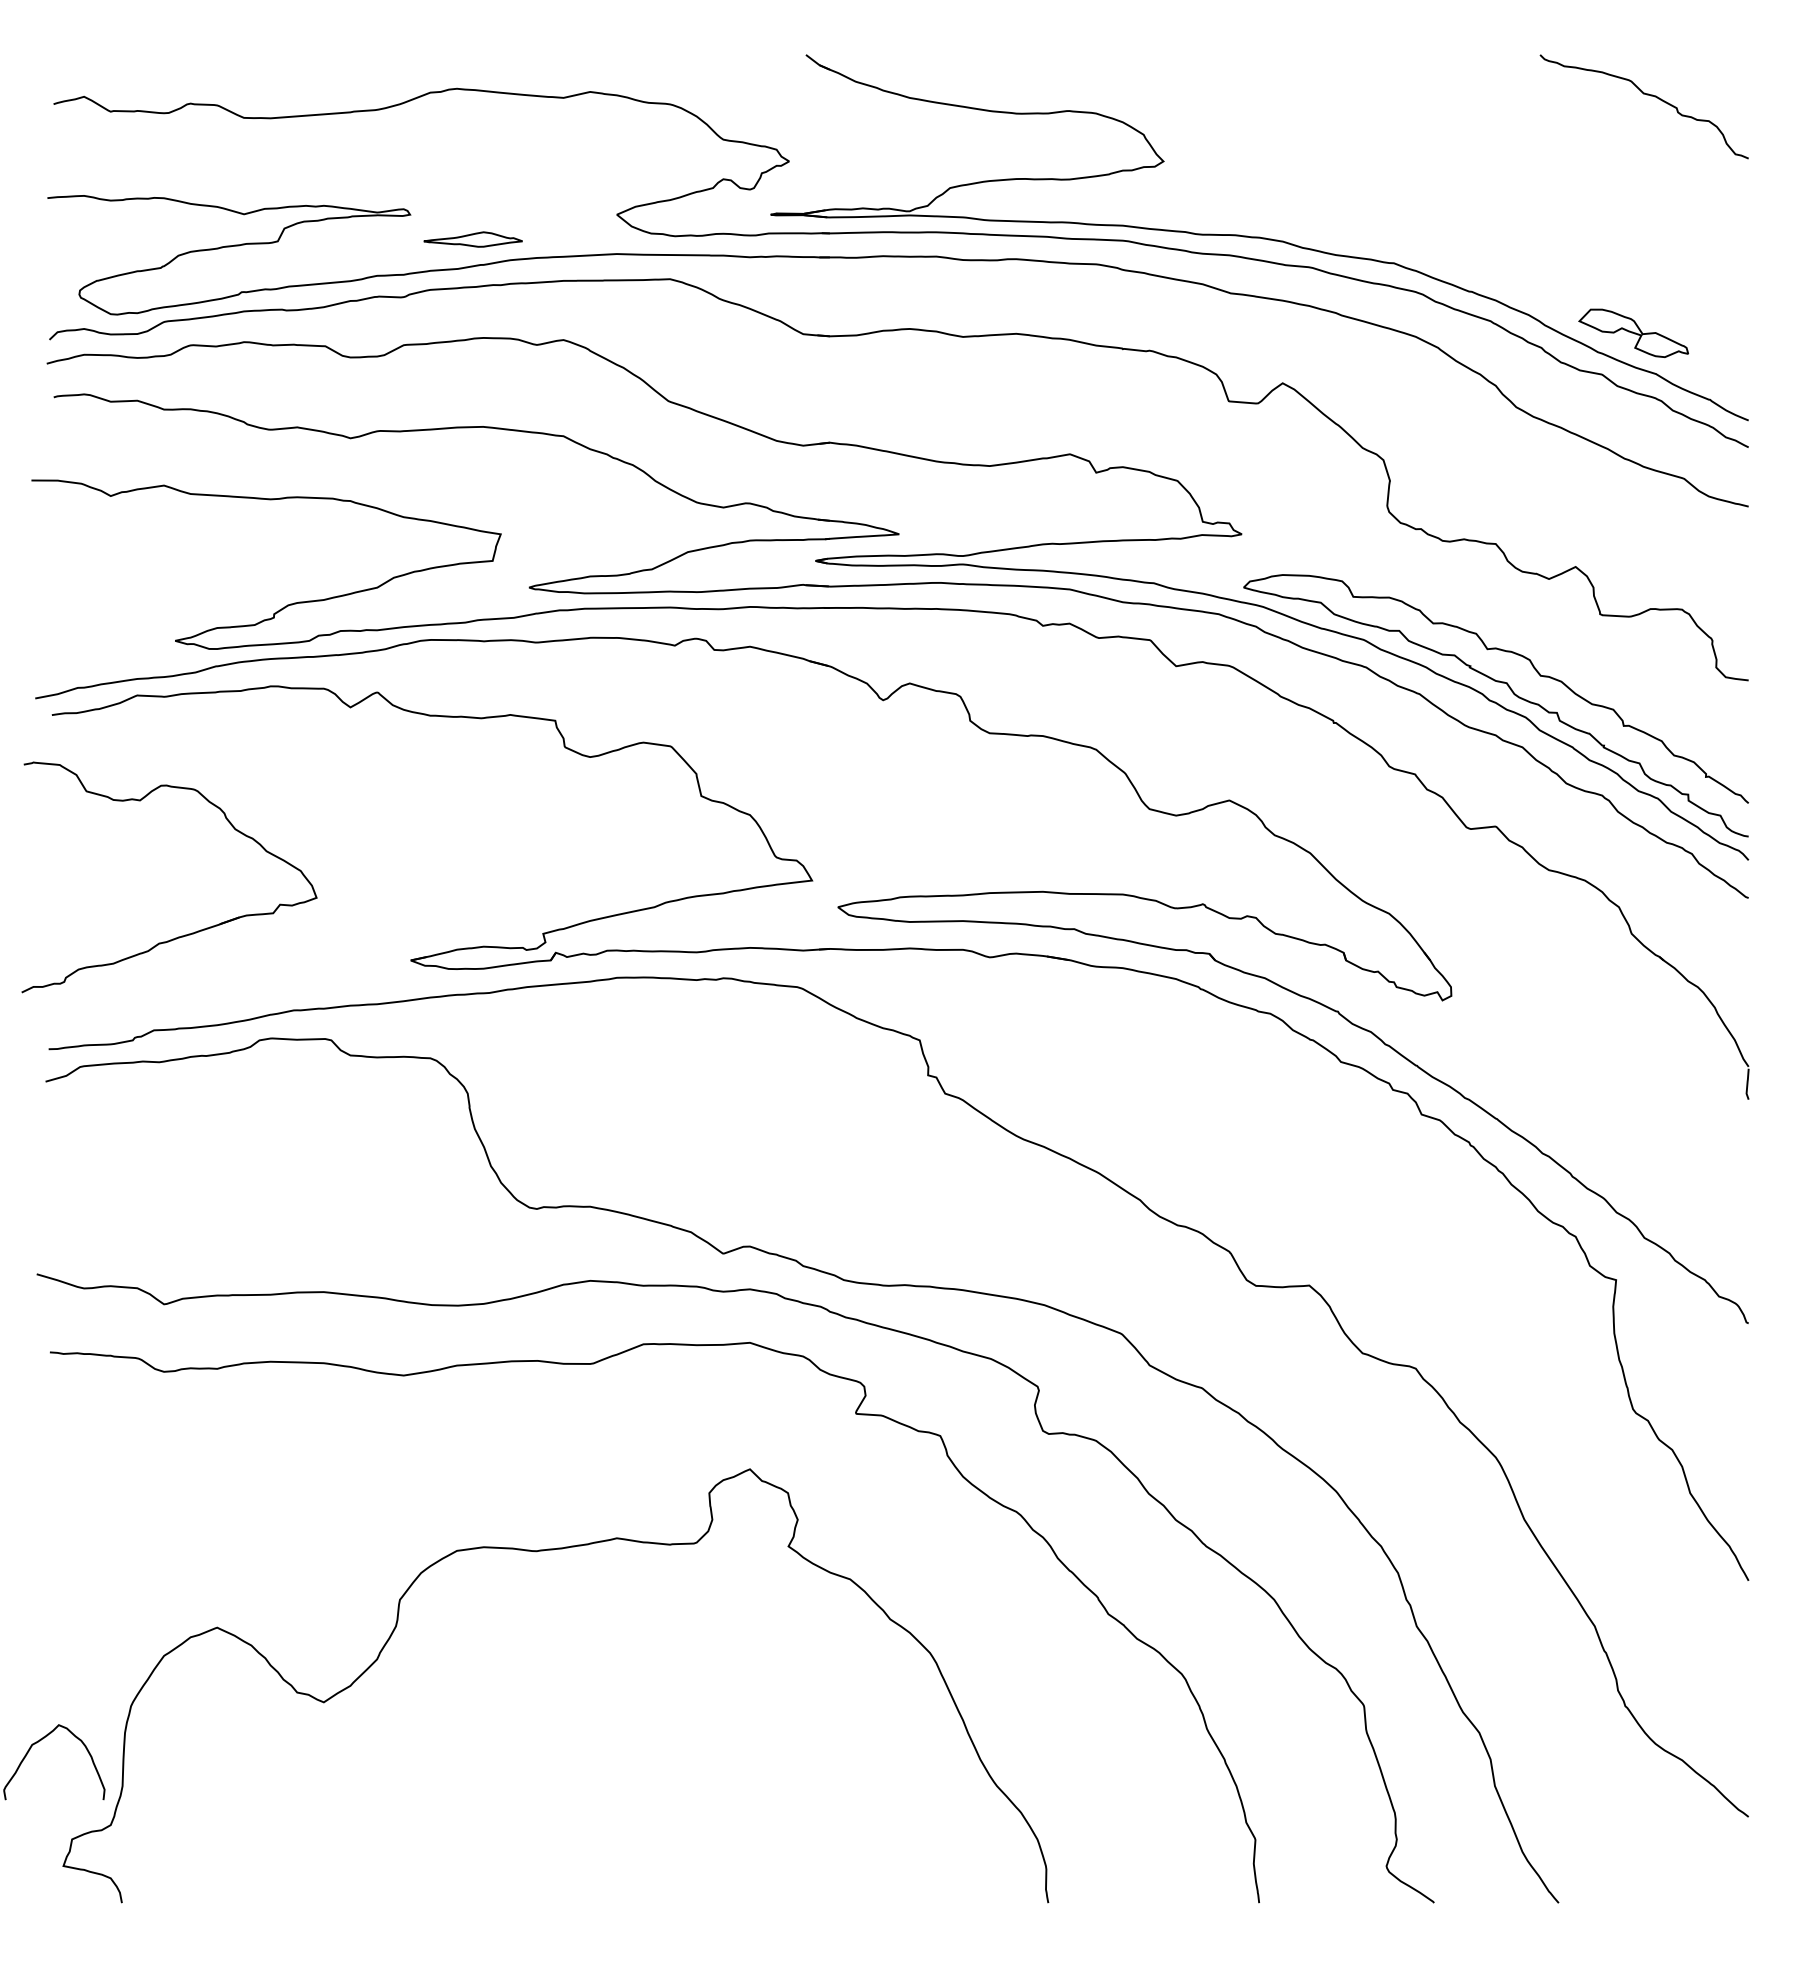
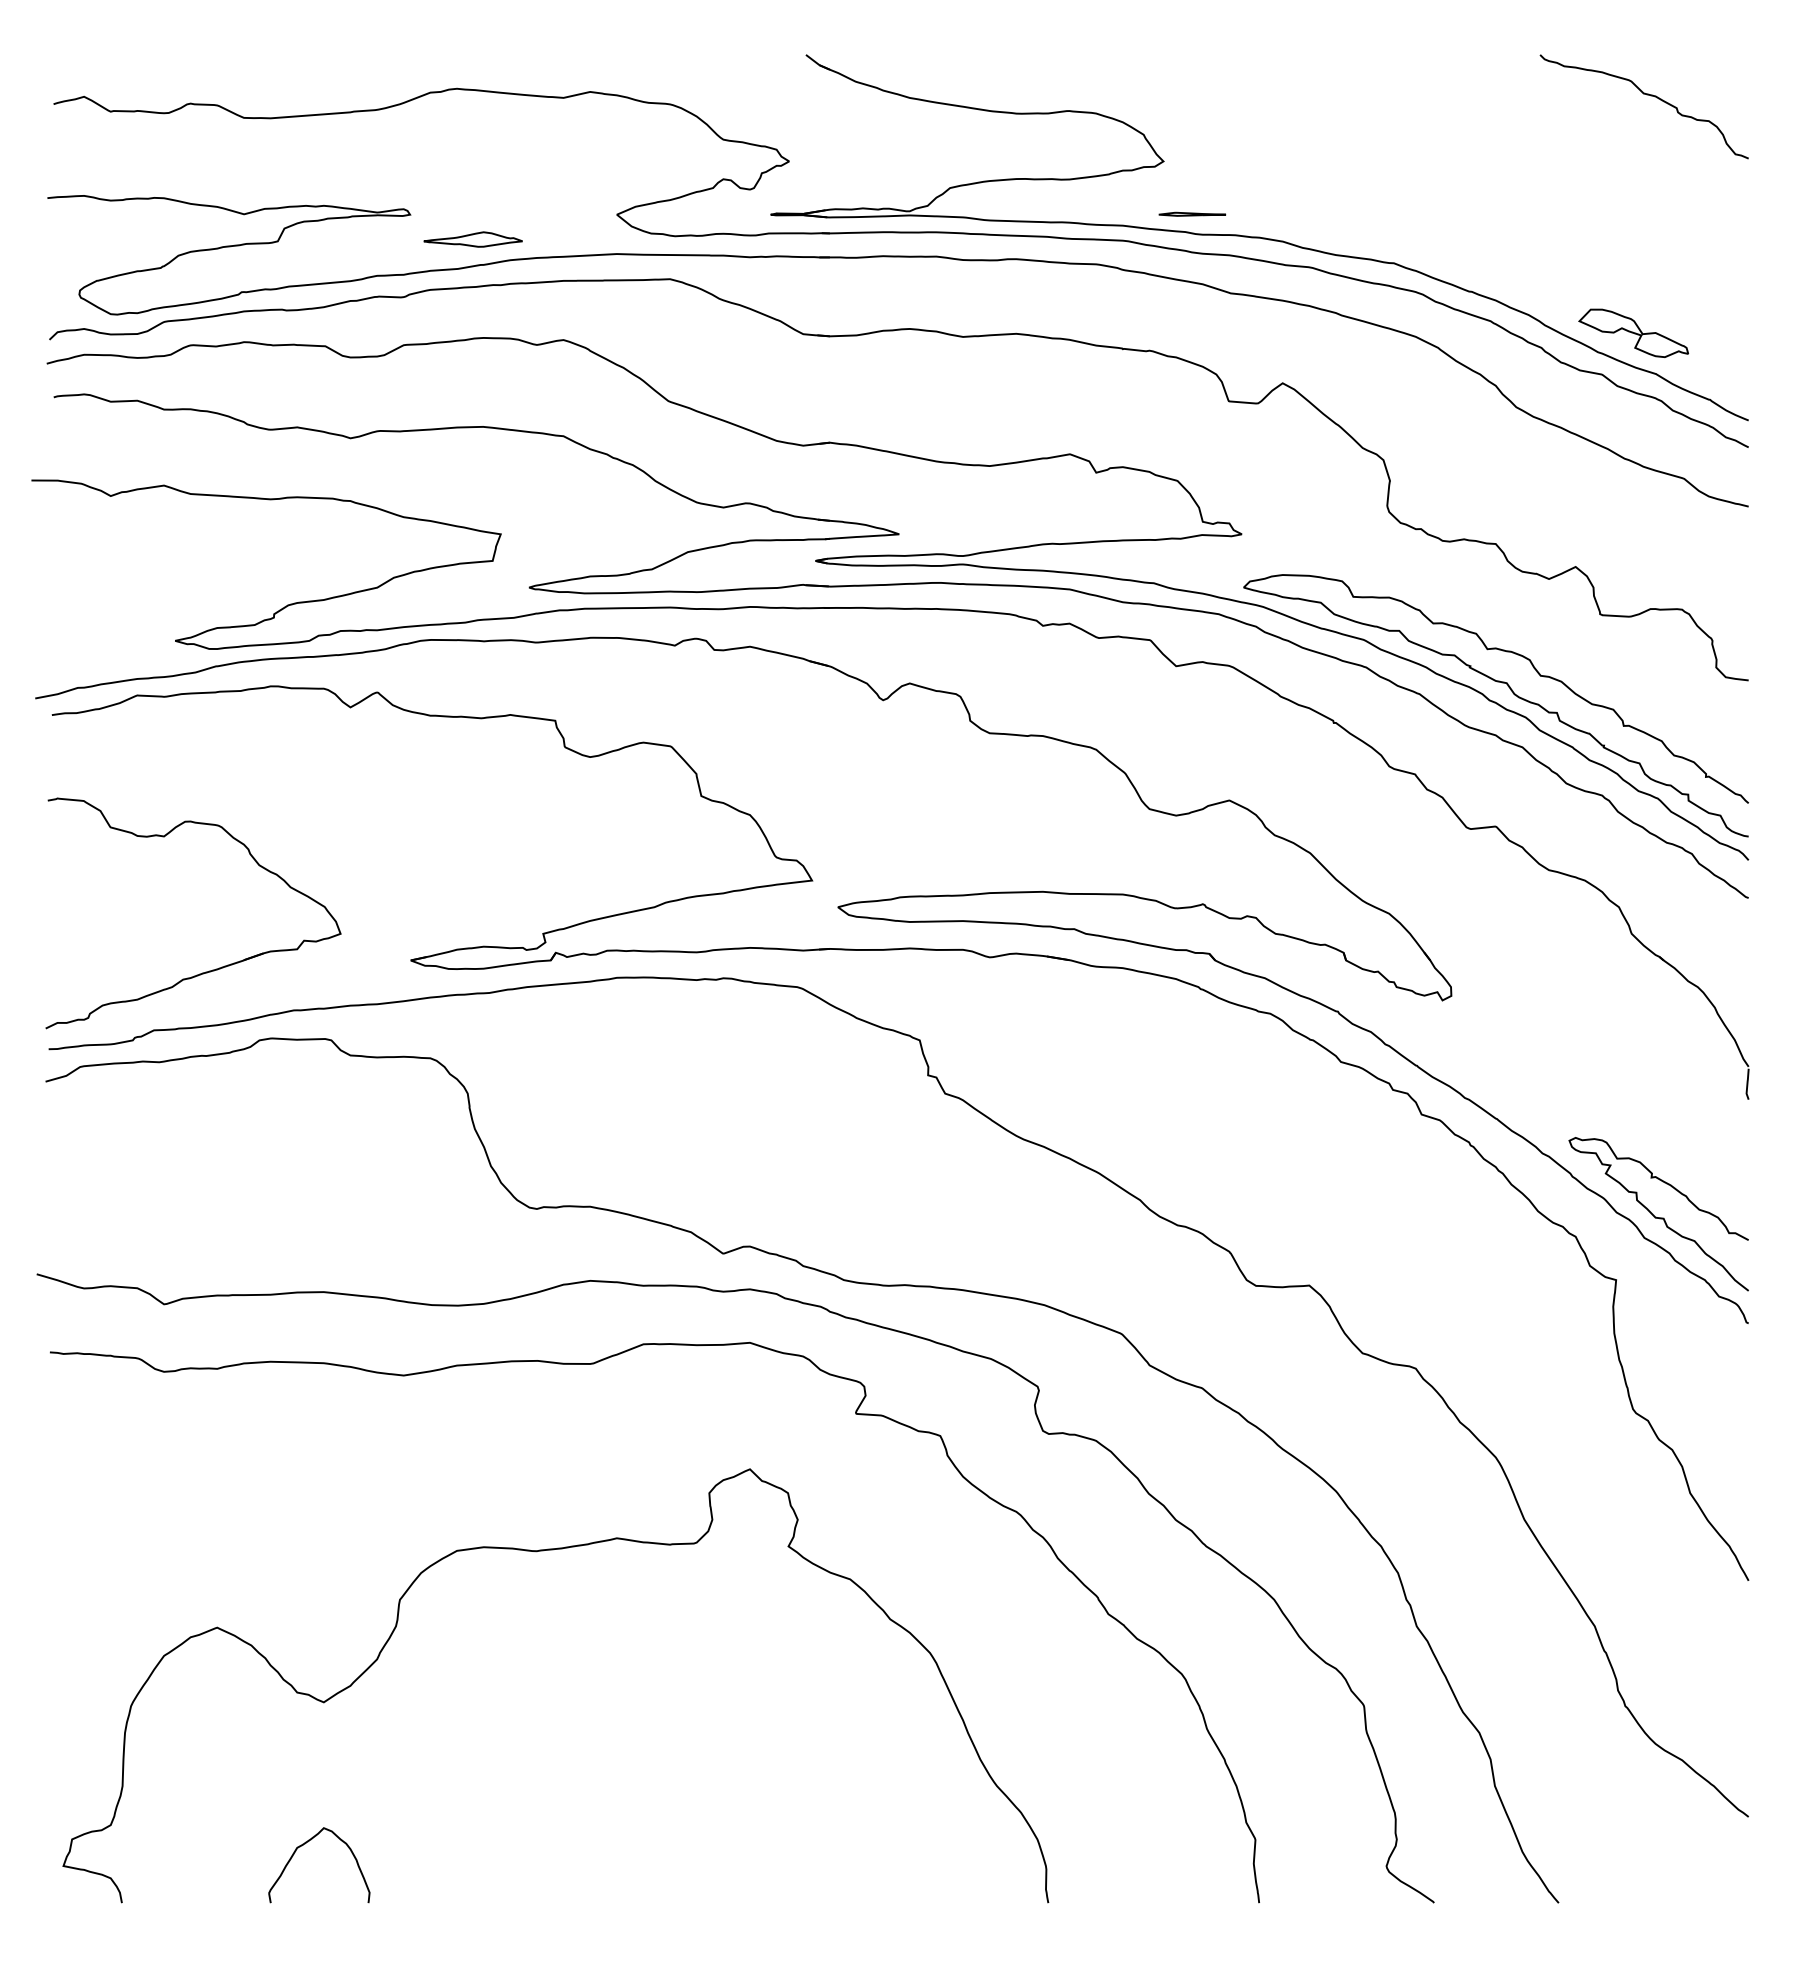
part: none -> present (1192, 213)
part position: (188, 933) -> (212, 969) (212, 969)
curve: none -> present (1656, 1216)
curve position: (40, 1741) -> (305, 1844) (305, 1844)
